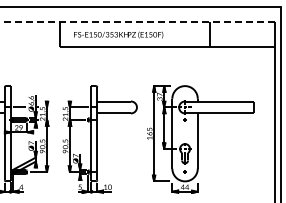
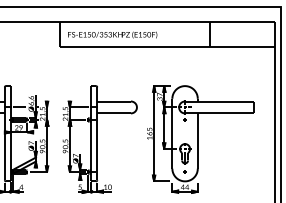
line: dashed -> solid (137, 22)
text position: (118, 34) -> (112, 34) (112, 34)
